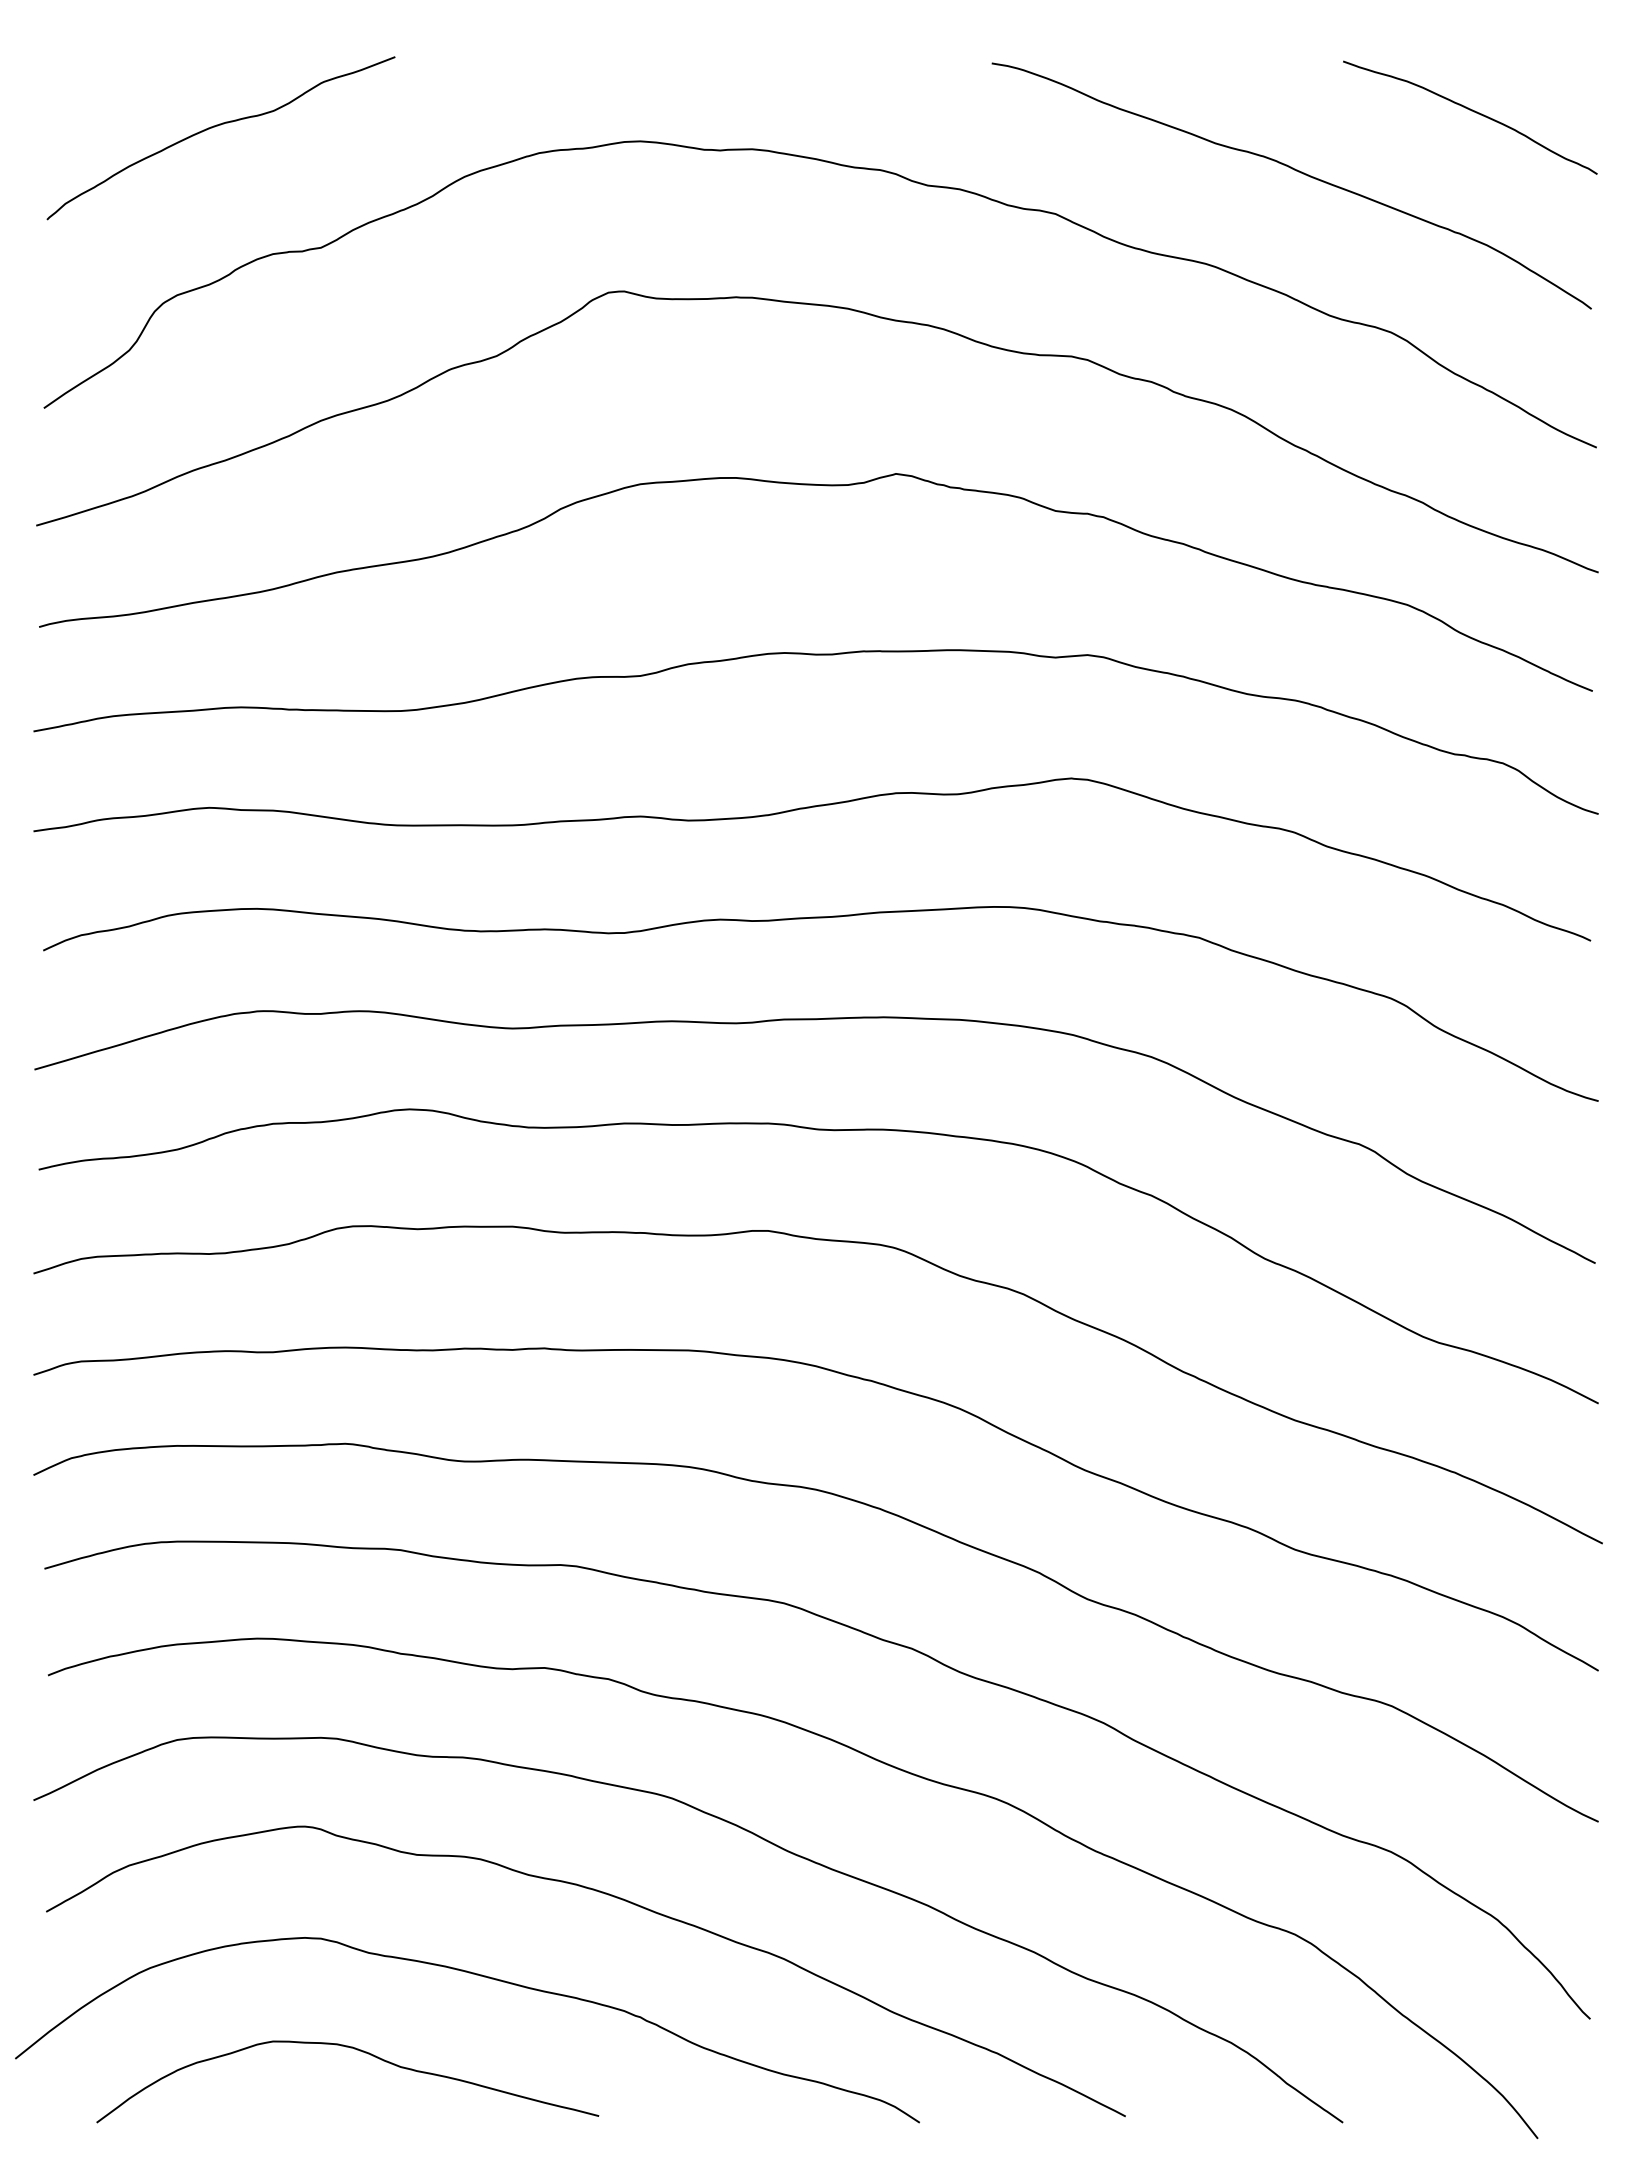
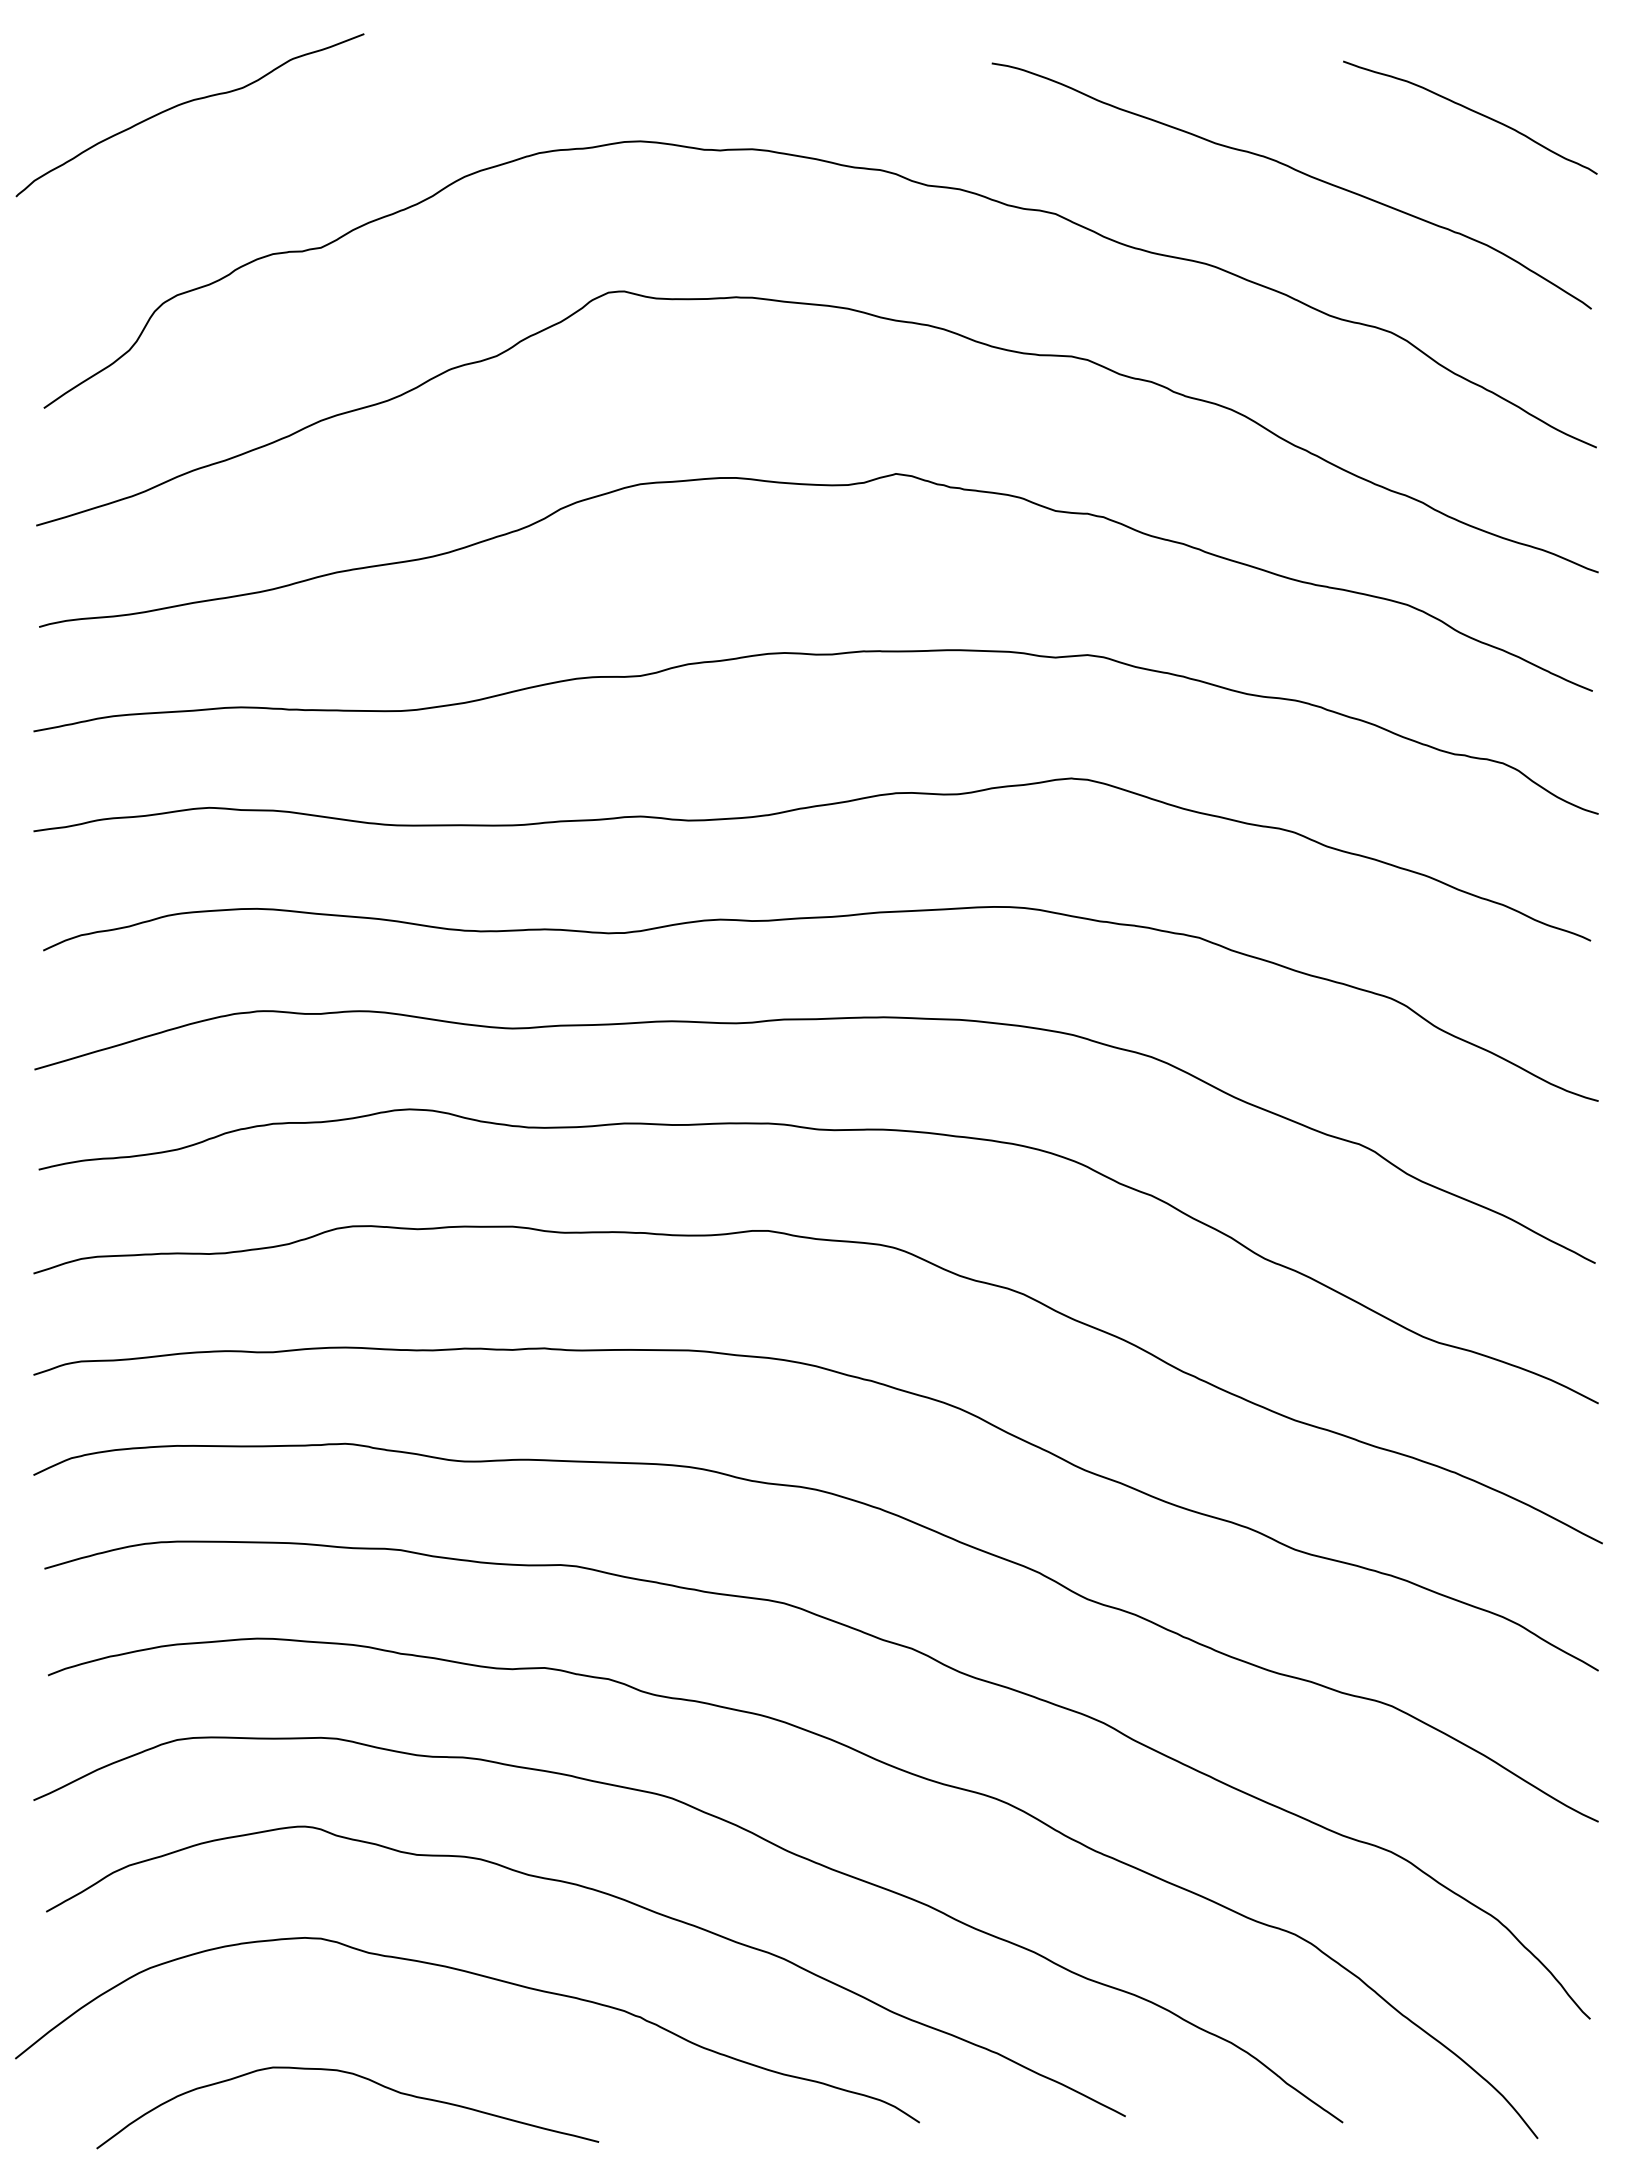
curve position: (217, 126) -> (186, 103) (186, 103)
curve position: (359, 2051) -> (359, 2077) (359, 2077)
